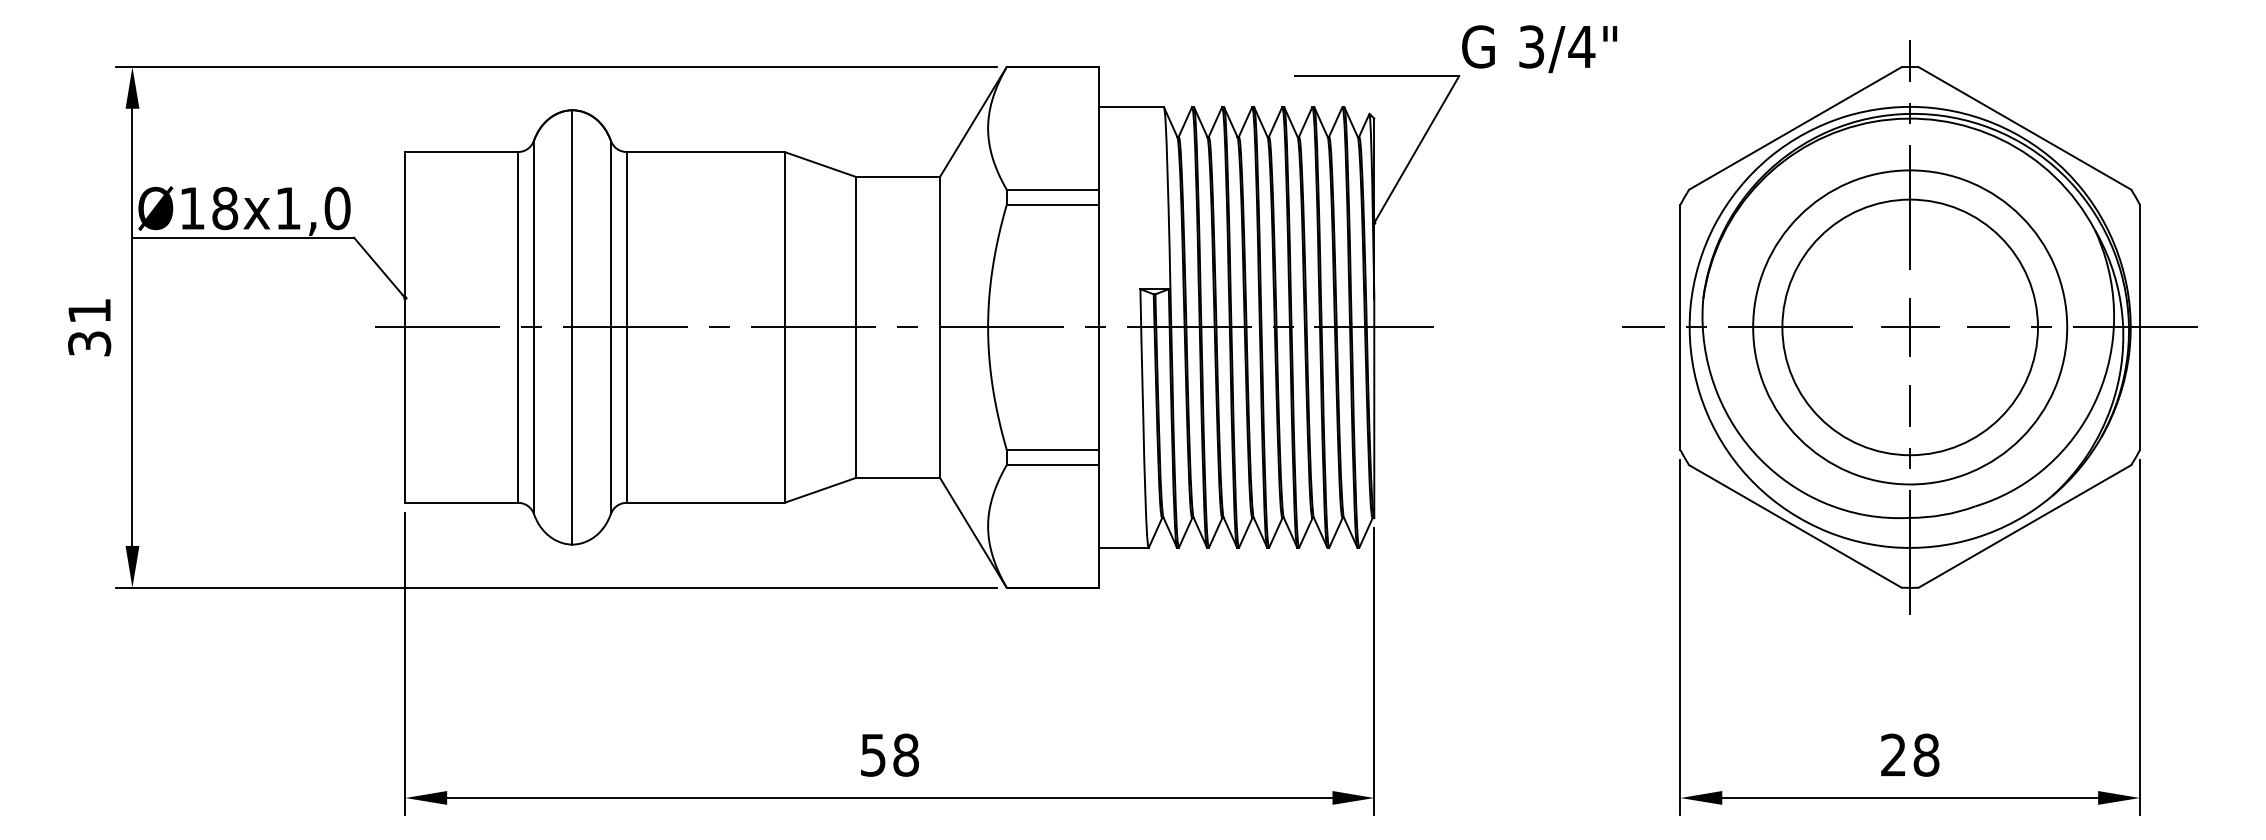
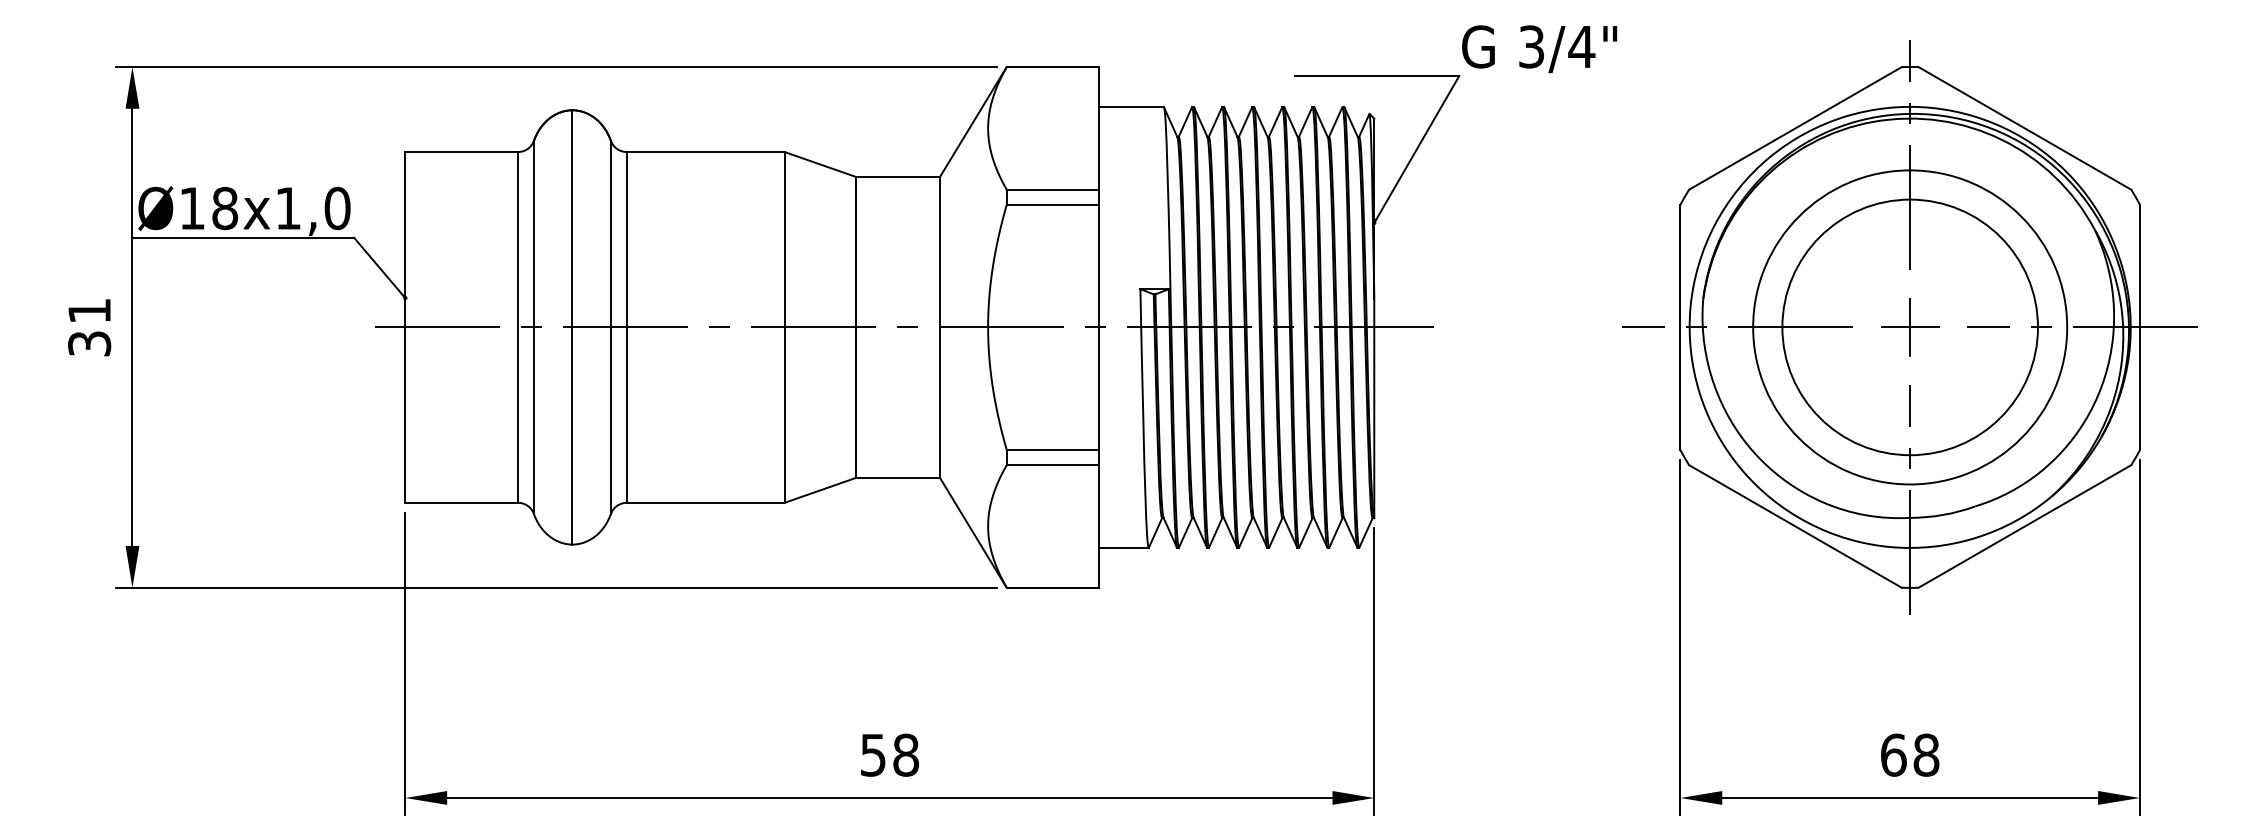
text: 28 -> 68 (1893, 754)
